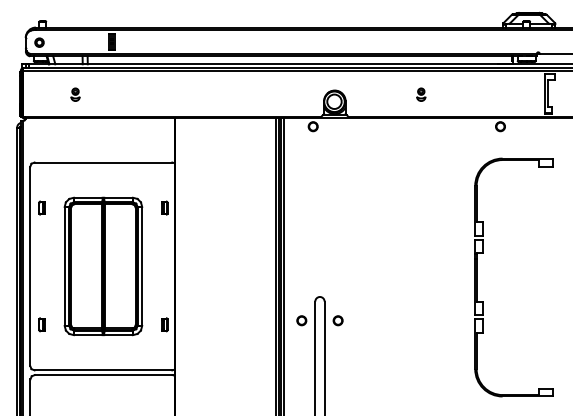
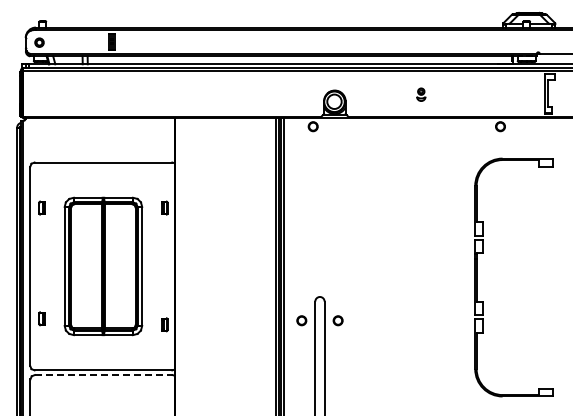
part: present -> none (75, 94)
part position: (41, 324) -> (41, 318) (41, 318)
line: solid -> dashed (103, 375)
